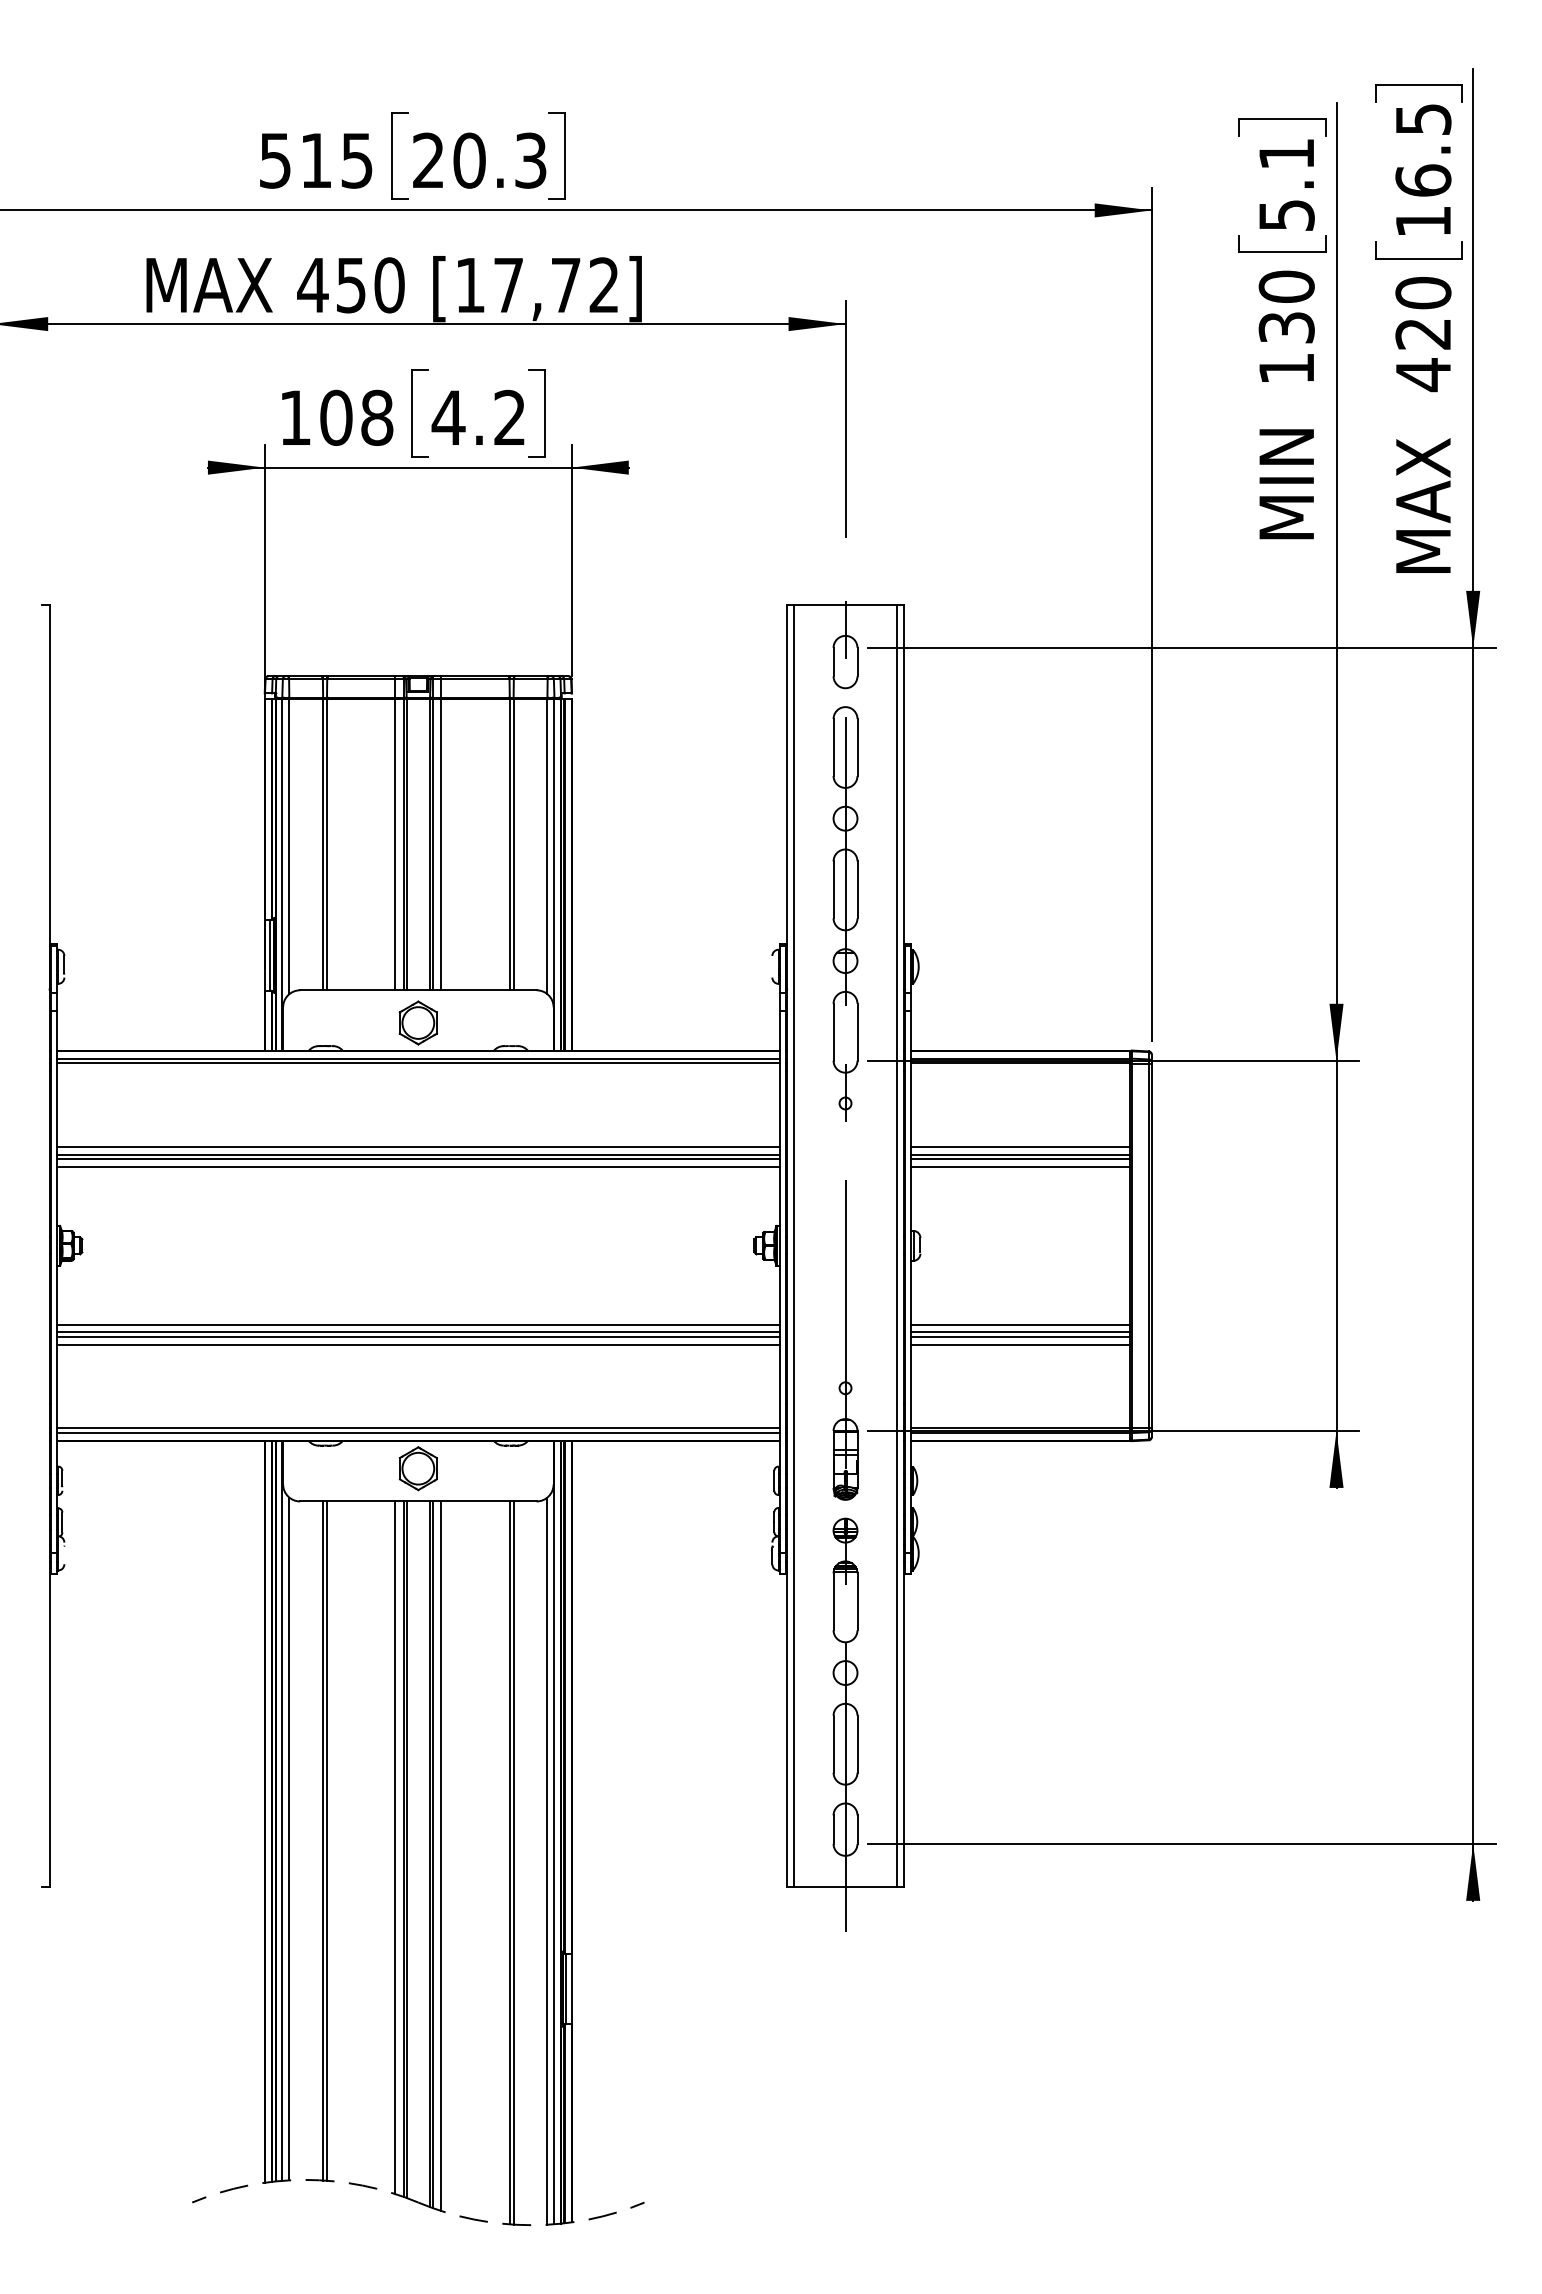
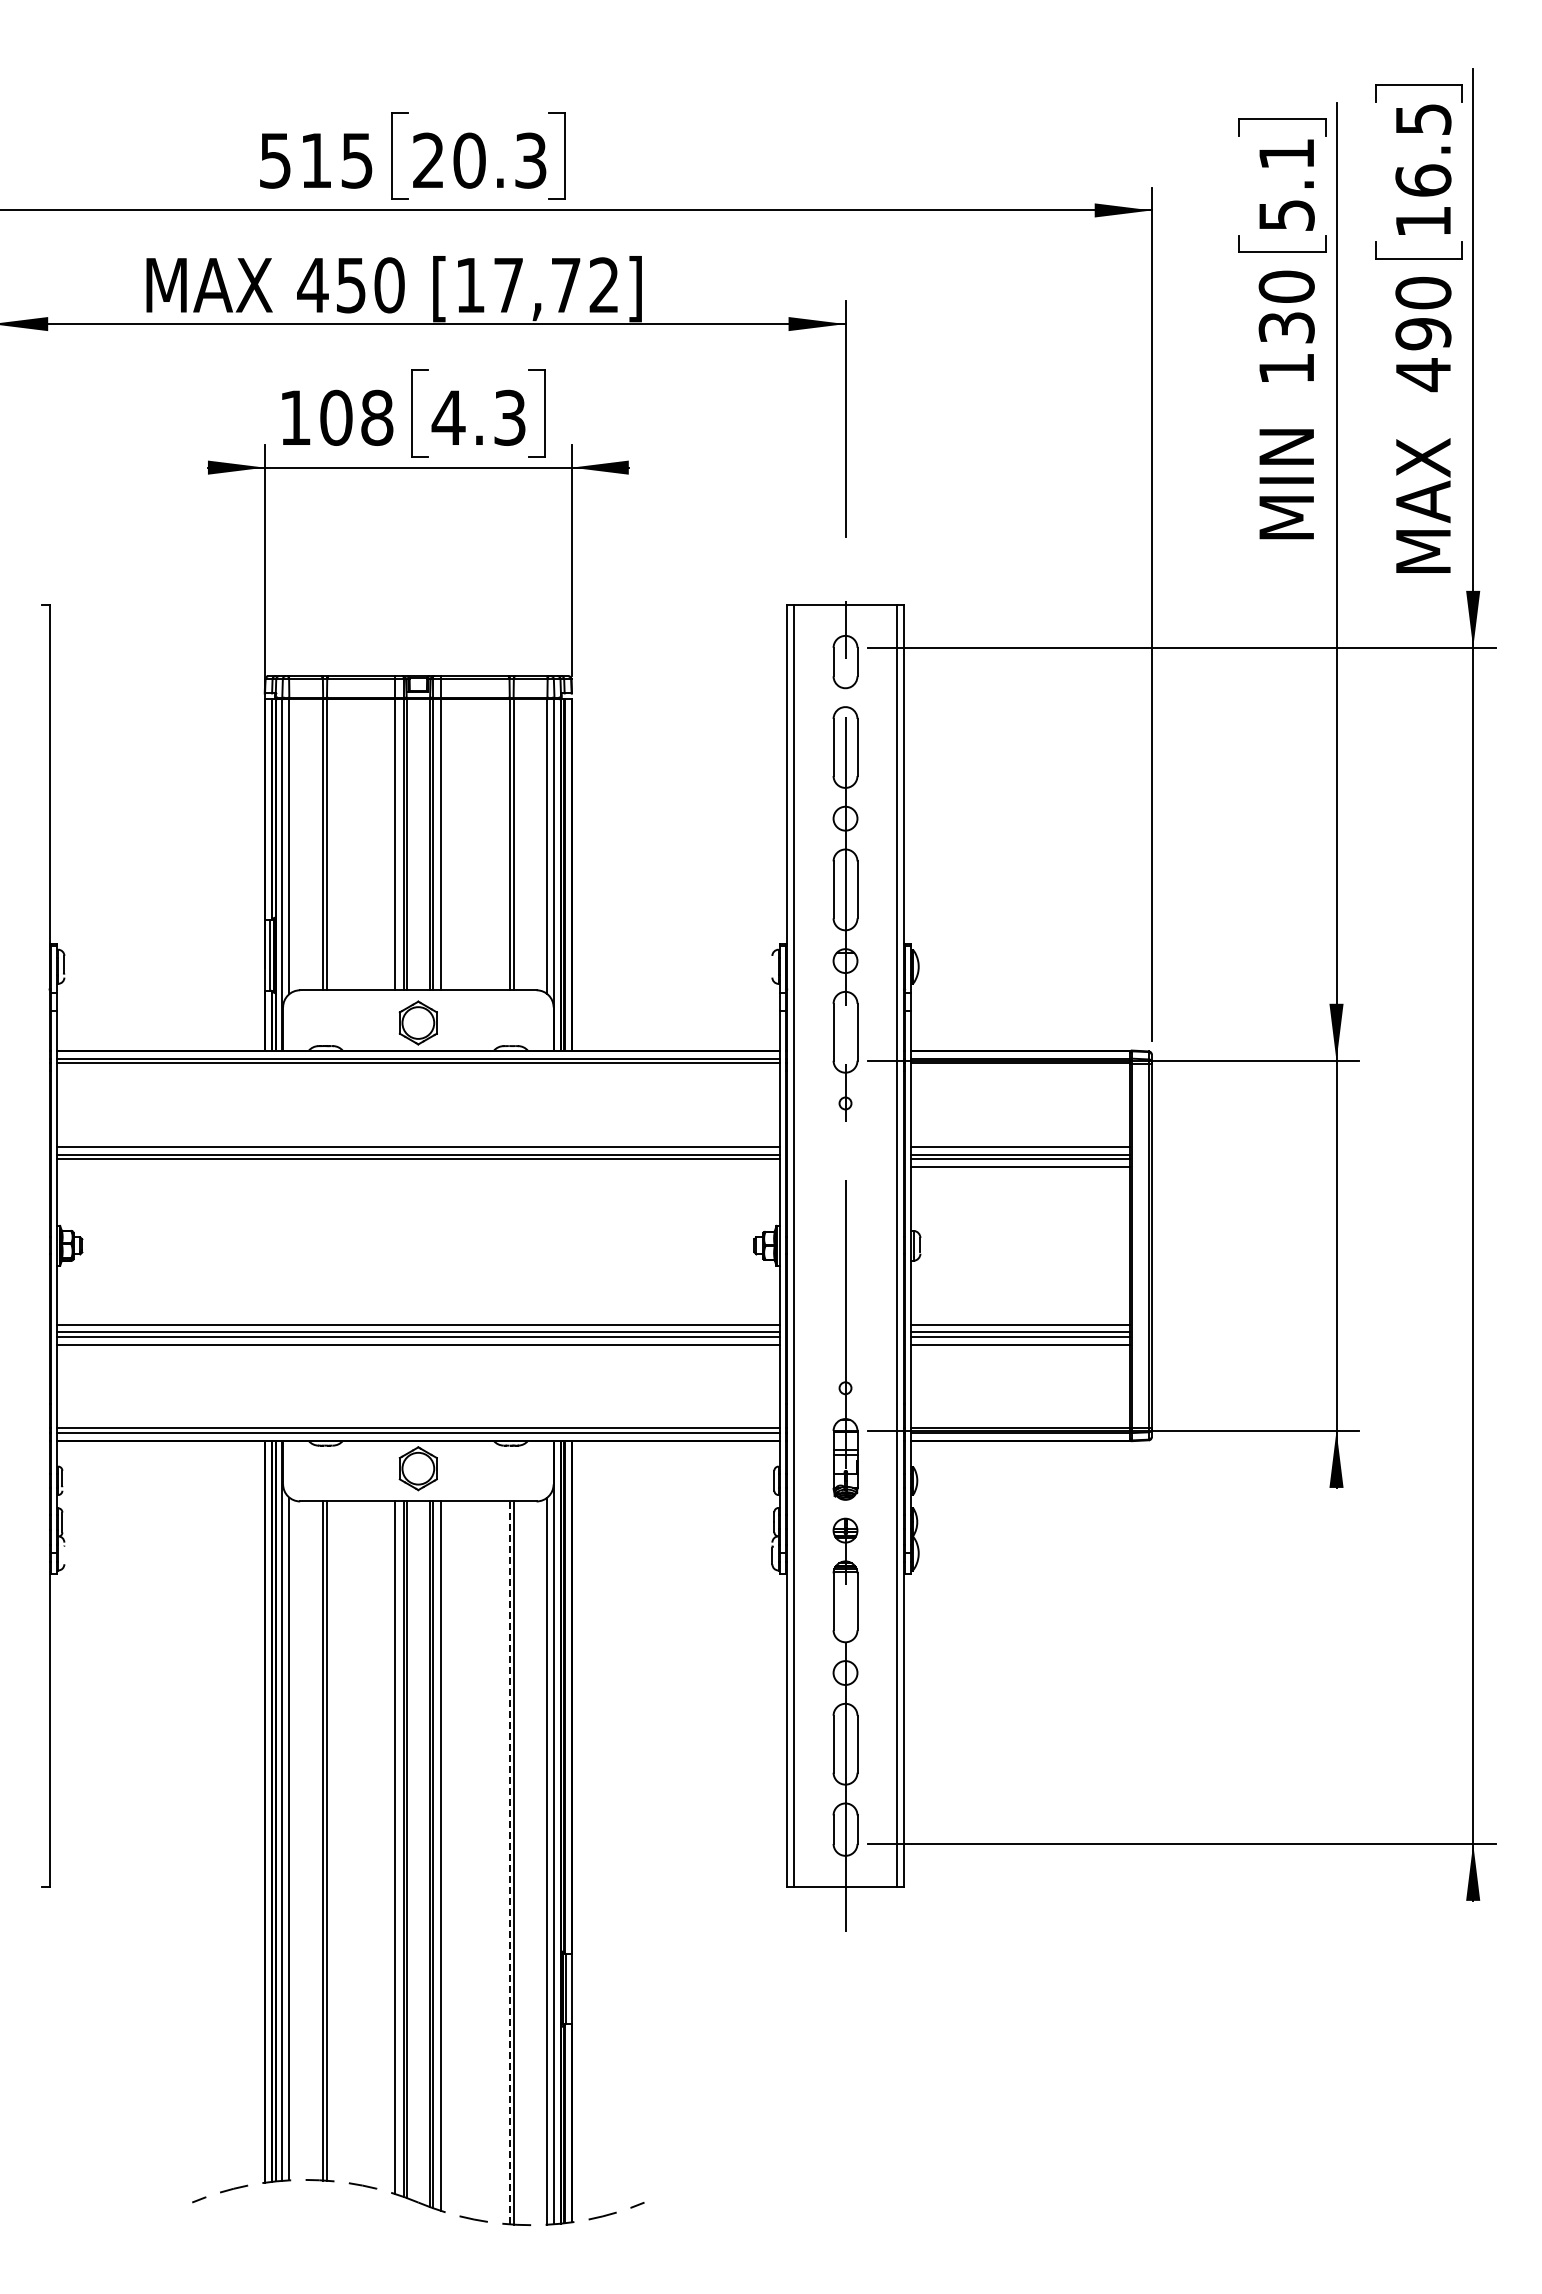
text: 420 -> 490 (1423, 334)
text: 4.2 -> 4.3 (509, 417)
line: present -> none (418, 1167)
line: solid -> dashed (509, 1862)
